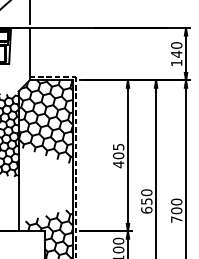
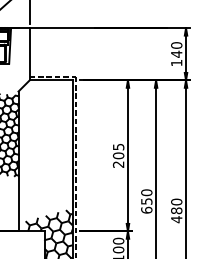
hatch: present -> none (45, 121)
text: 405 -> 205 (118, 164)
text: 700 -> 480 (176, 215)
